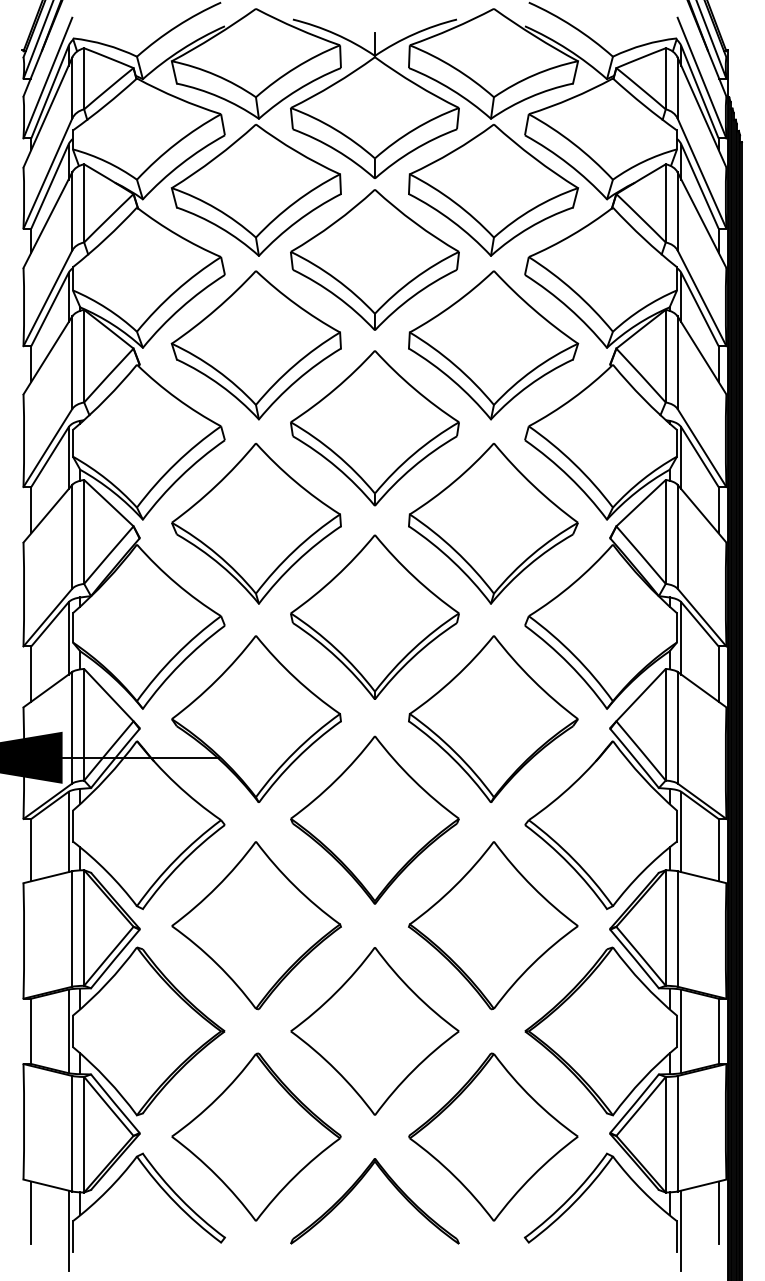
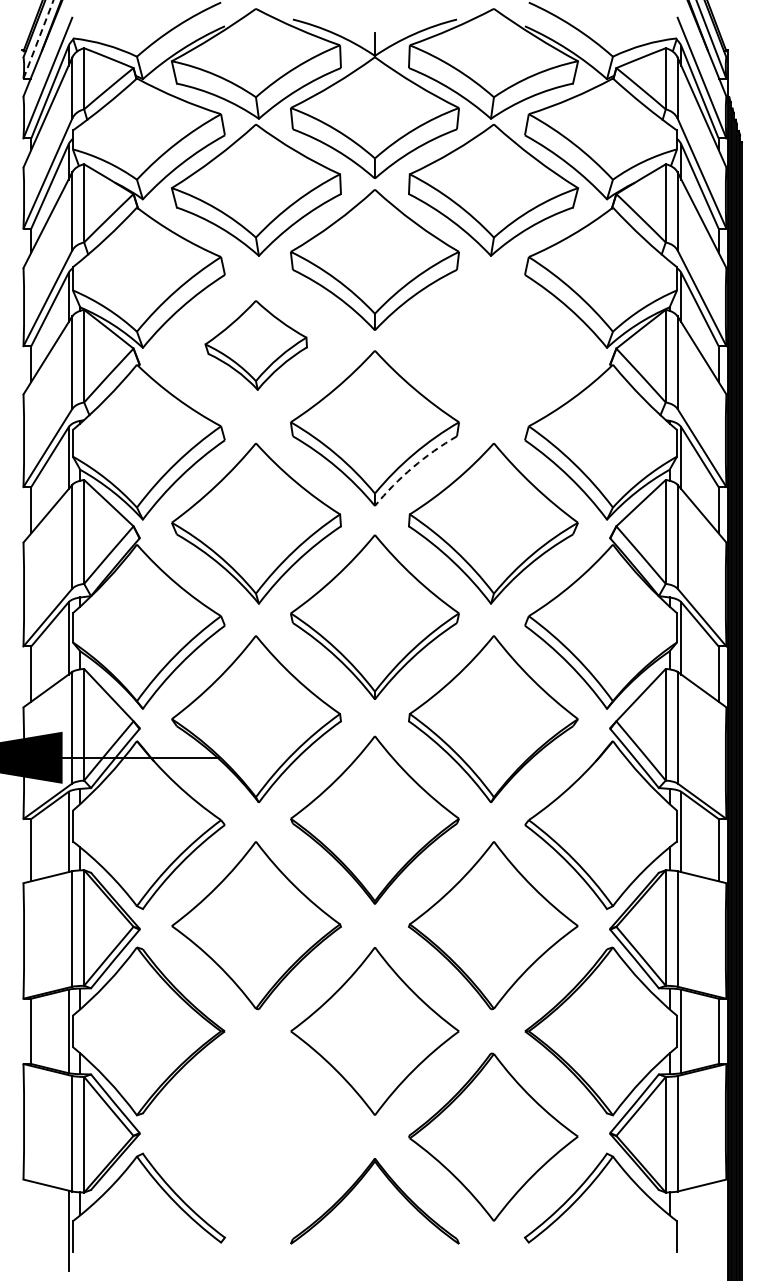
line: solid -> dashed (38, 39)
part size: 172x151 px -> 104x91 px (255, 345)
part: present -> none (493, 345)
arc: solid -> dashed (412, 467)
part: present -> none (256, 1136)
line: present -> none (31, 1212)
line: present -> none (718, 1212)
line: present -> none (681, 1230)
